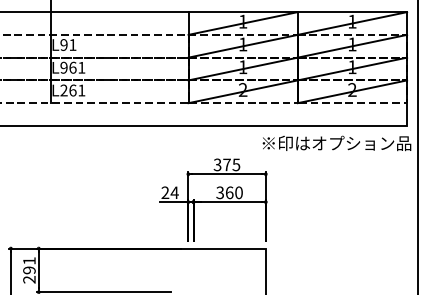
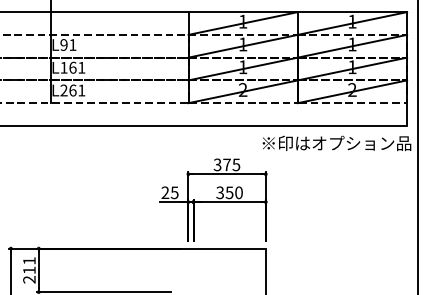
text: L961 -> L161 (63, 67)
text: 24 -> 25 (174, 192)
text: 360 -> 350 (229, 192)
text: 291 -> 211 (29, 270)
